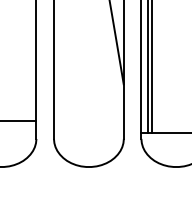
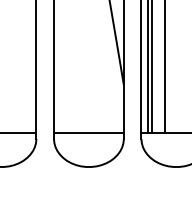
line: none -> present (164, 67)
line position: (19, 120) -> (19, 132) (19, 132)
line: none -> present (88, 132)
